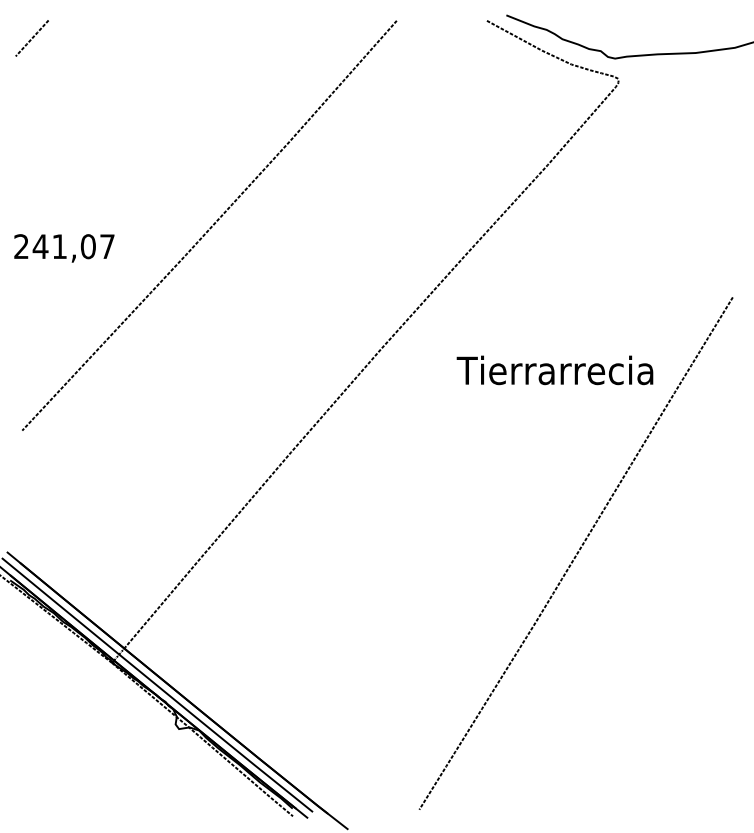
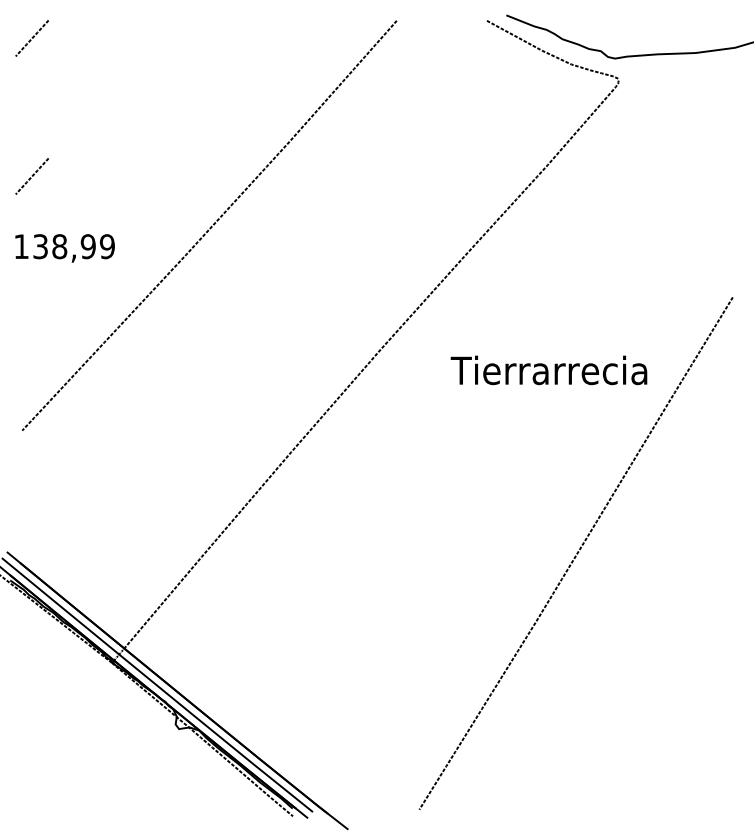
line: none -> present (31, 175)
text: 241,07 -> 138,99 (64, 246)
text position: (554, 370) -> (548, 370) (548, 370)
